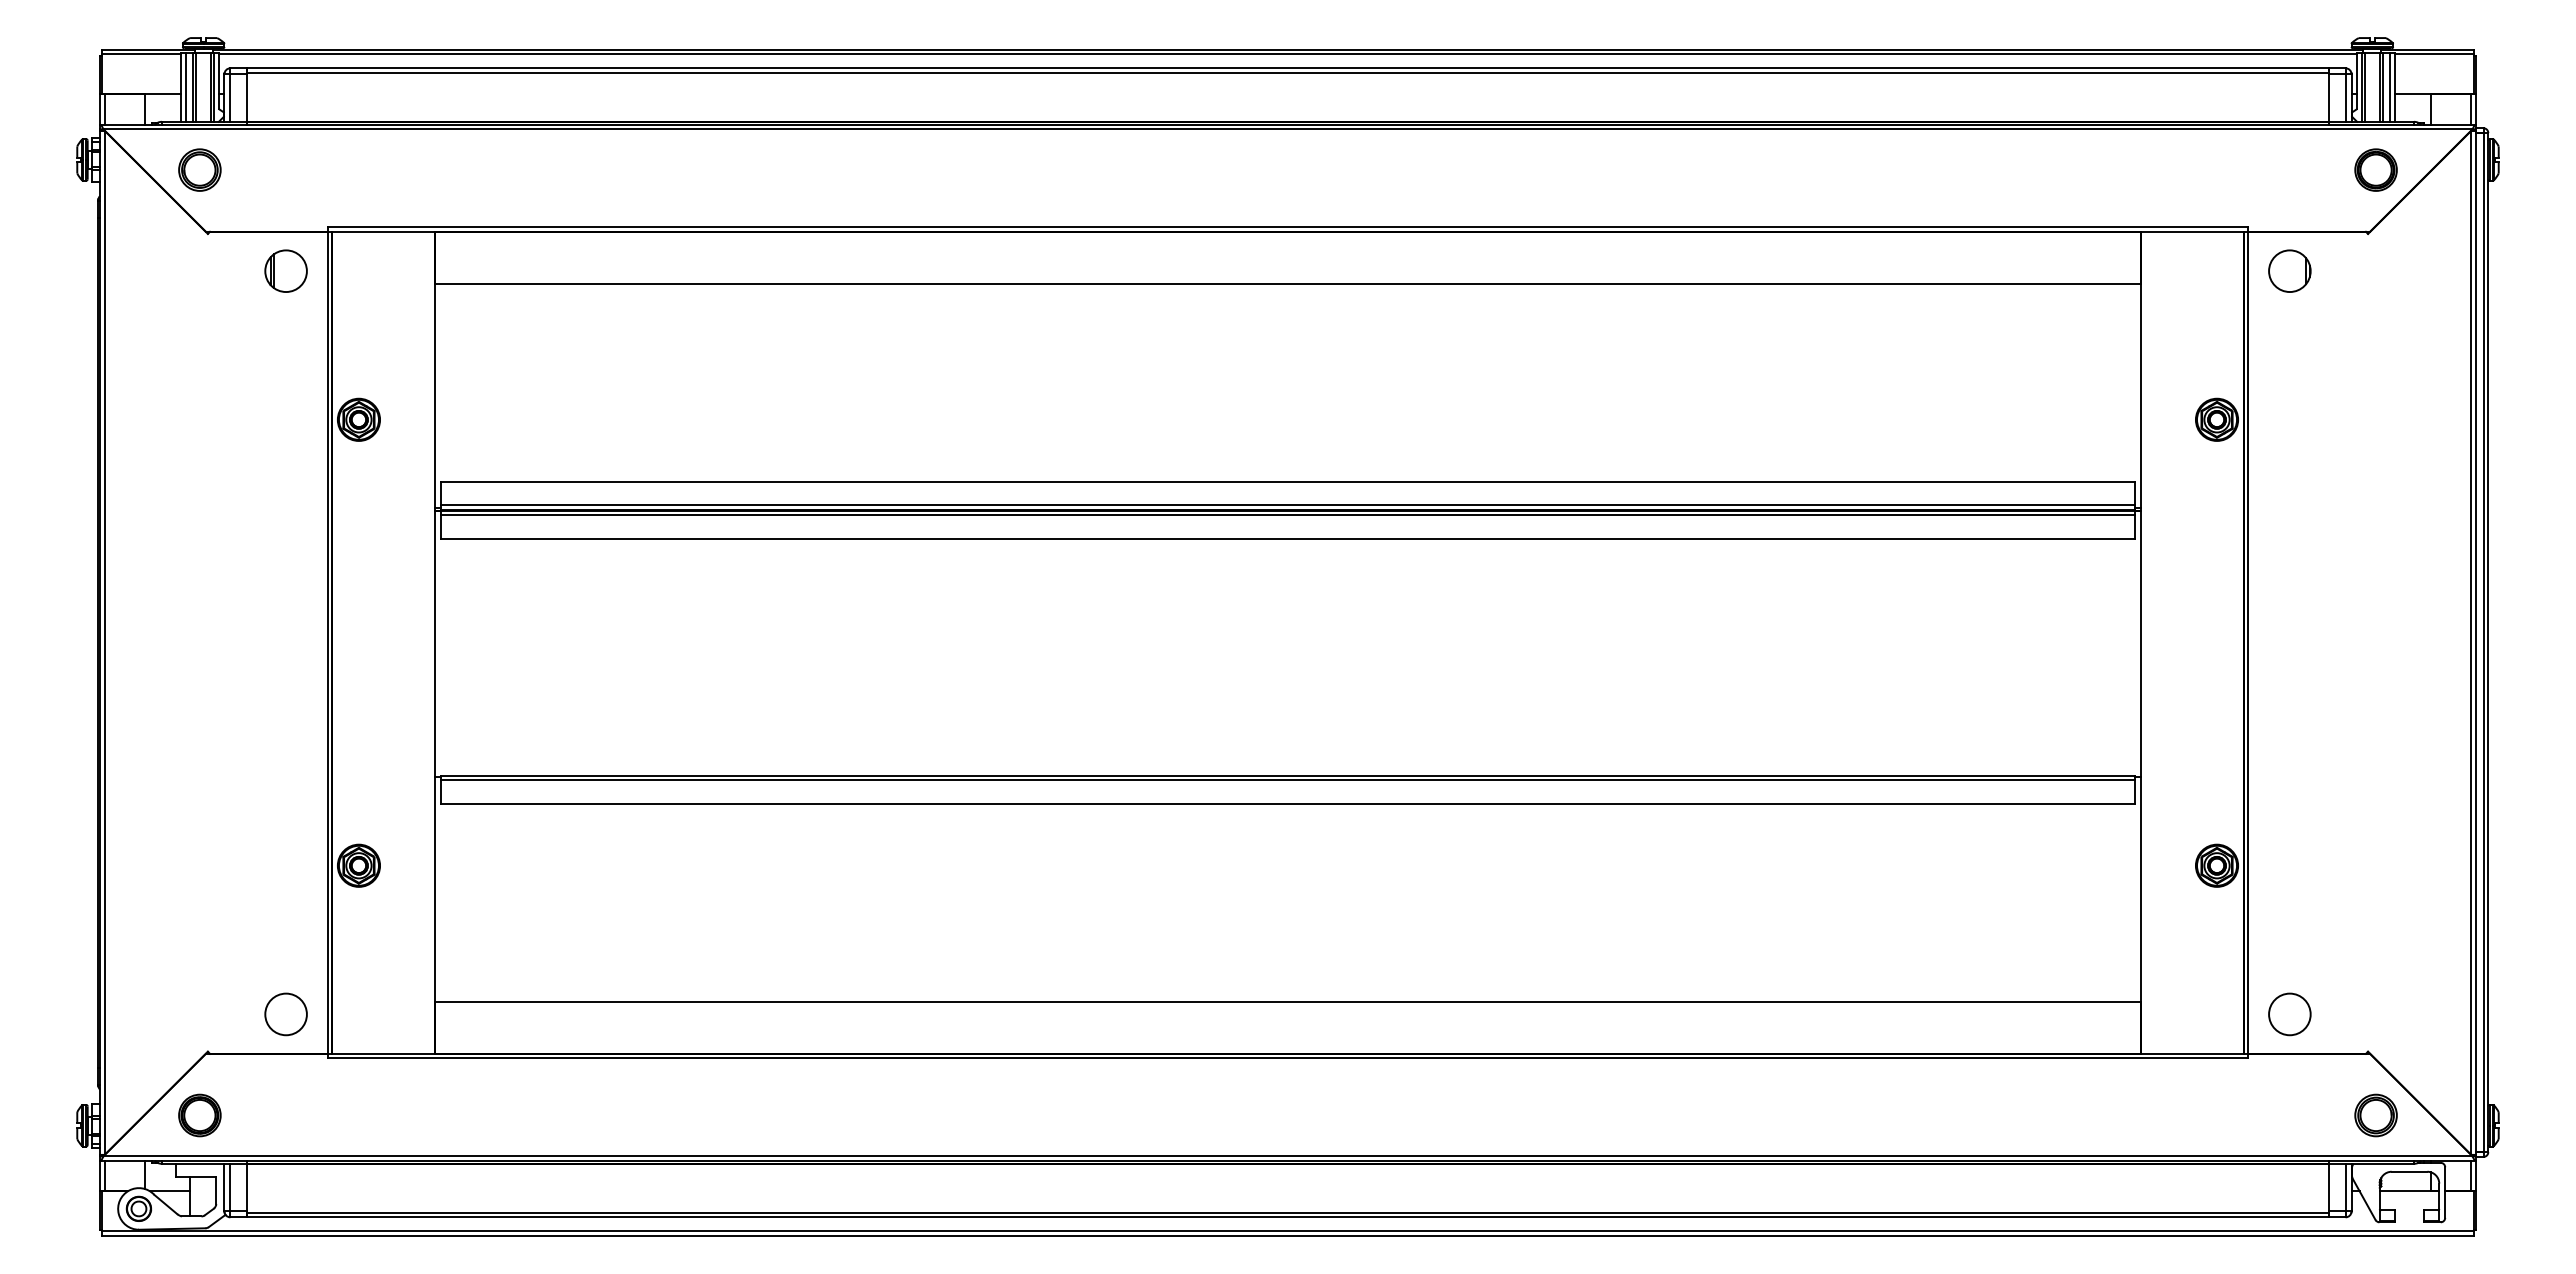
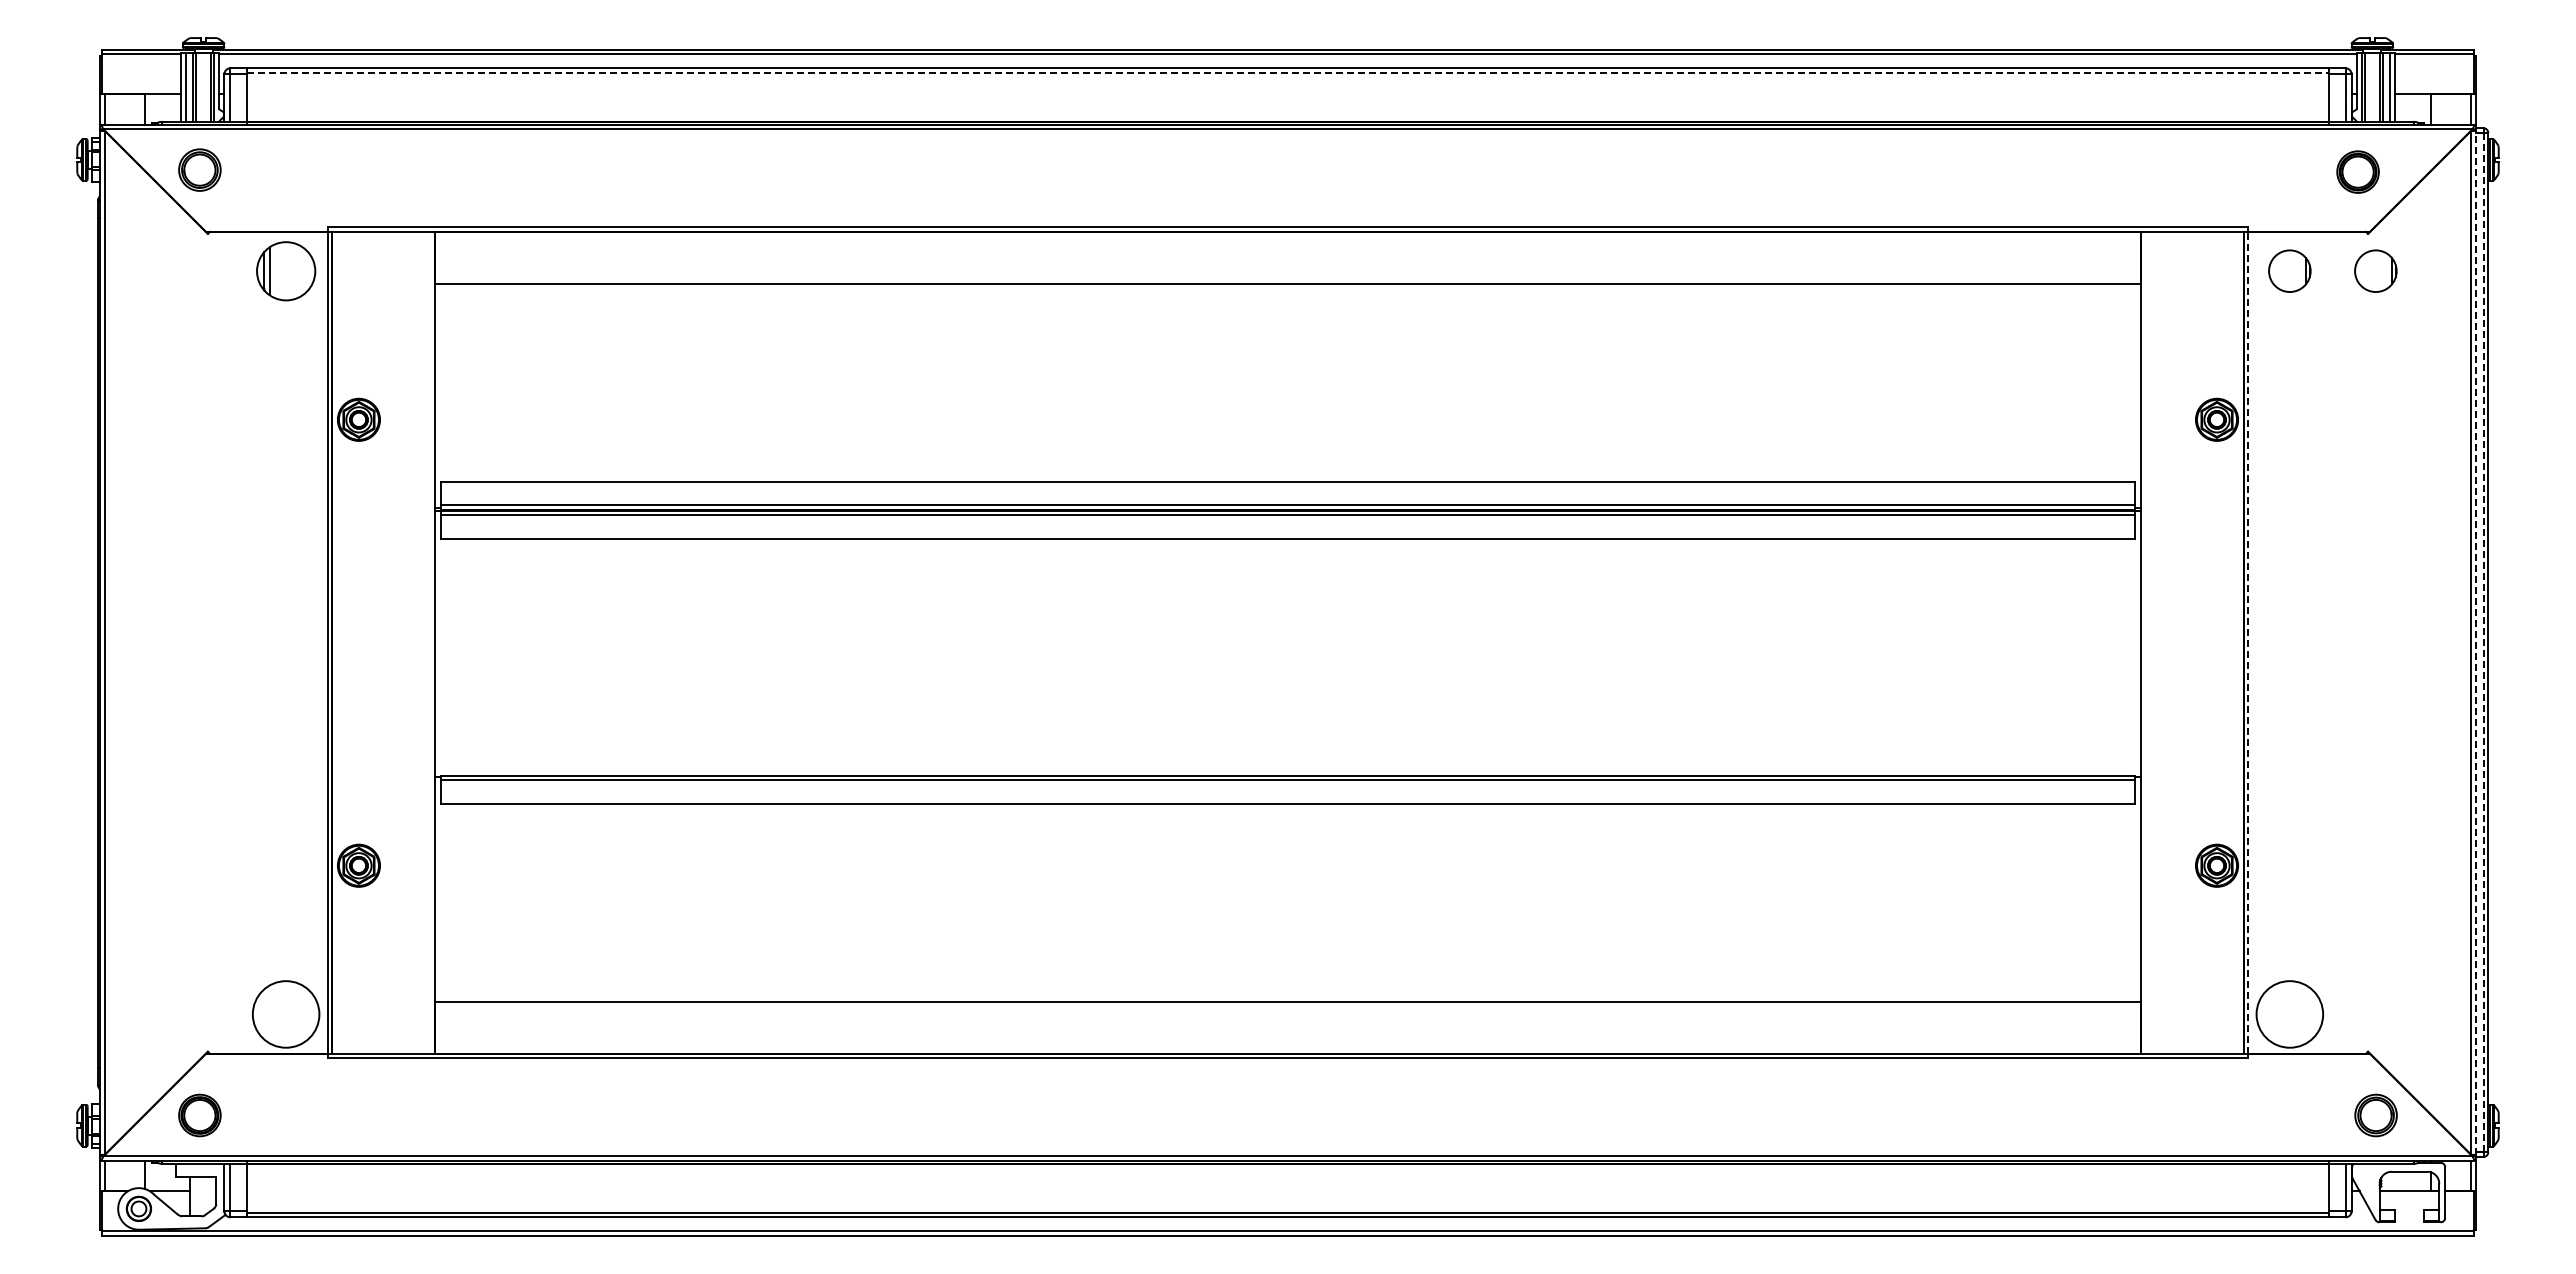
line: solid -> dashed (1287, 73)
part position: (2375, 169) -> (2357, 171) (2357, 171)
part size: 44x44 px -> 61x61 px (286, 271)
part: none -> present (2375, 270)
line: solid -> dashed (2248, 642)
line: solid -> dashed (2475, 642)
line: solid -> dashed (2483, 642)
circle diameter: 42 px -> 67 px (285, 1014)
circle diameter: 42 px -> 67 px (2289, 1014)
